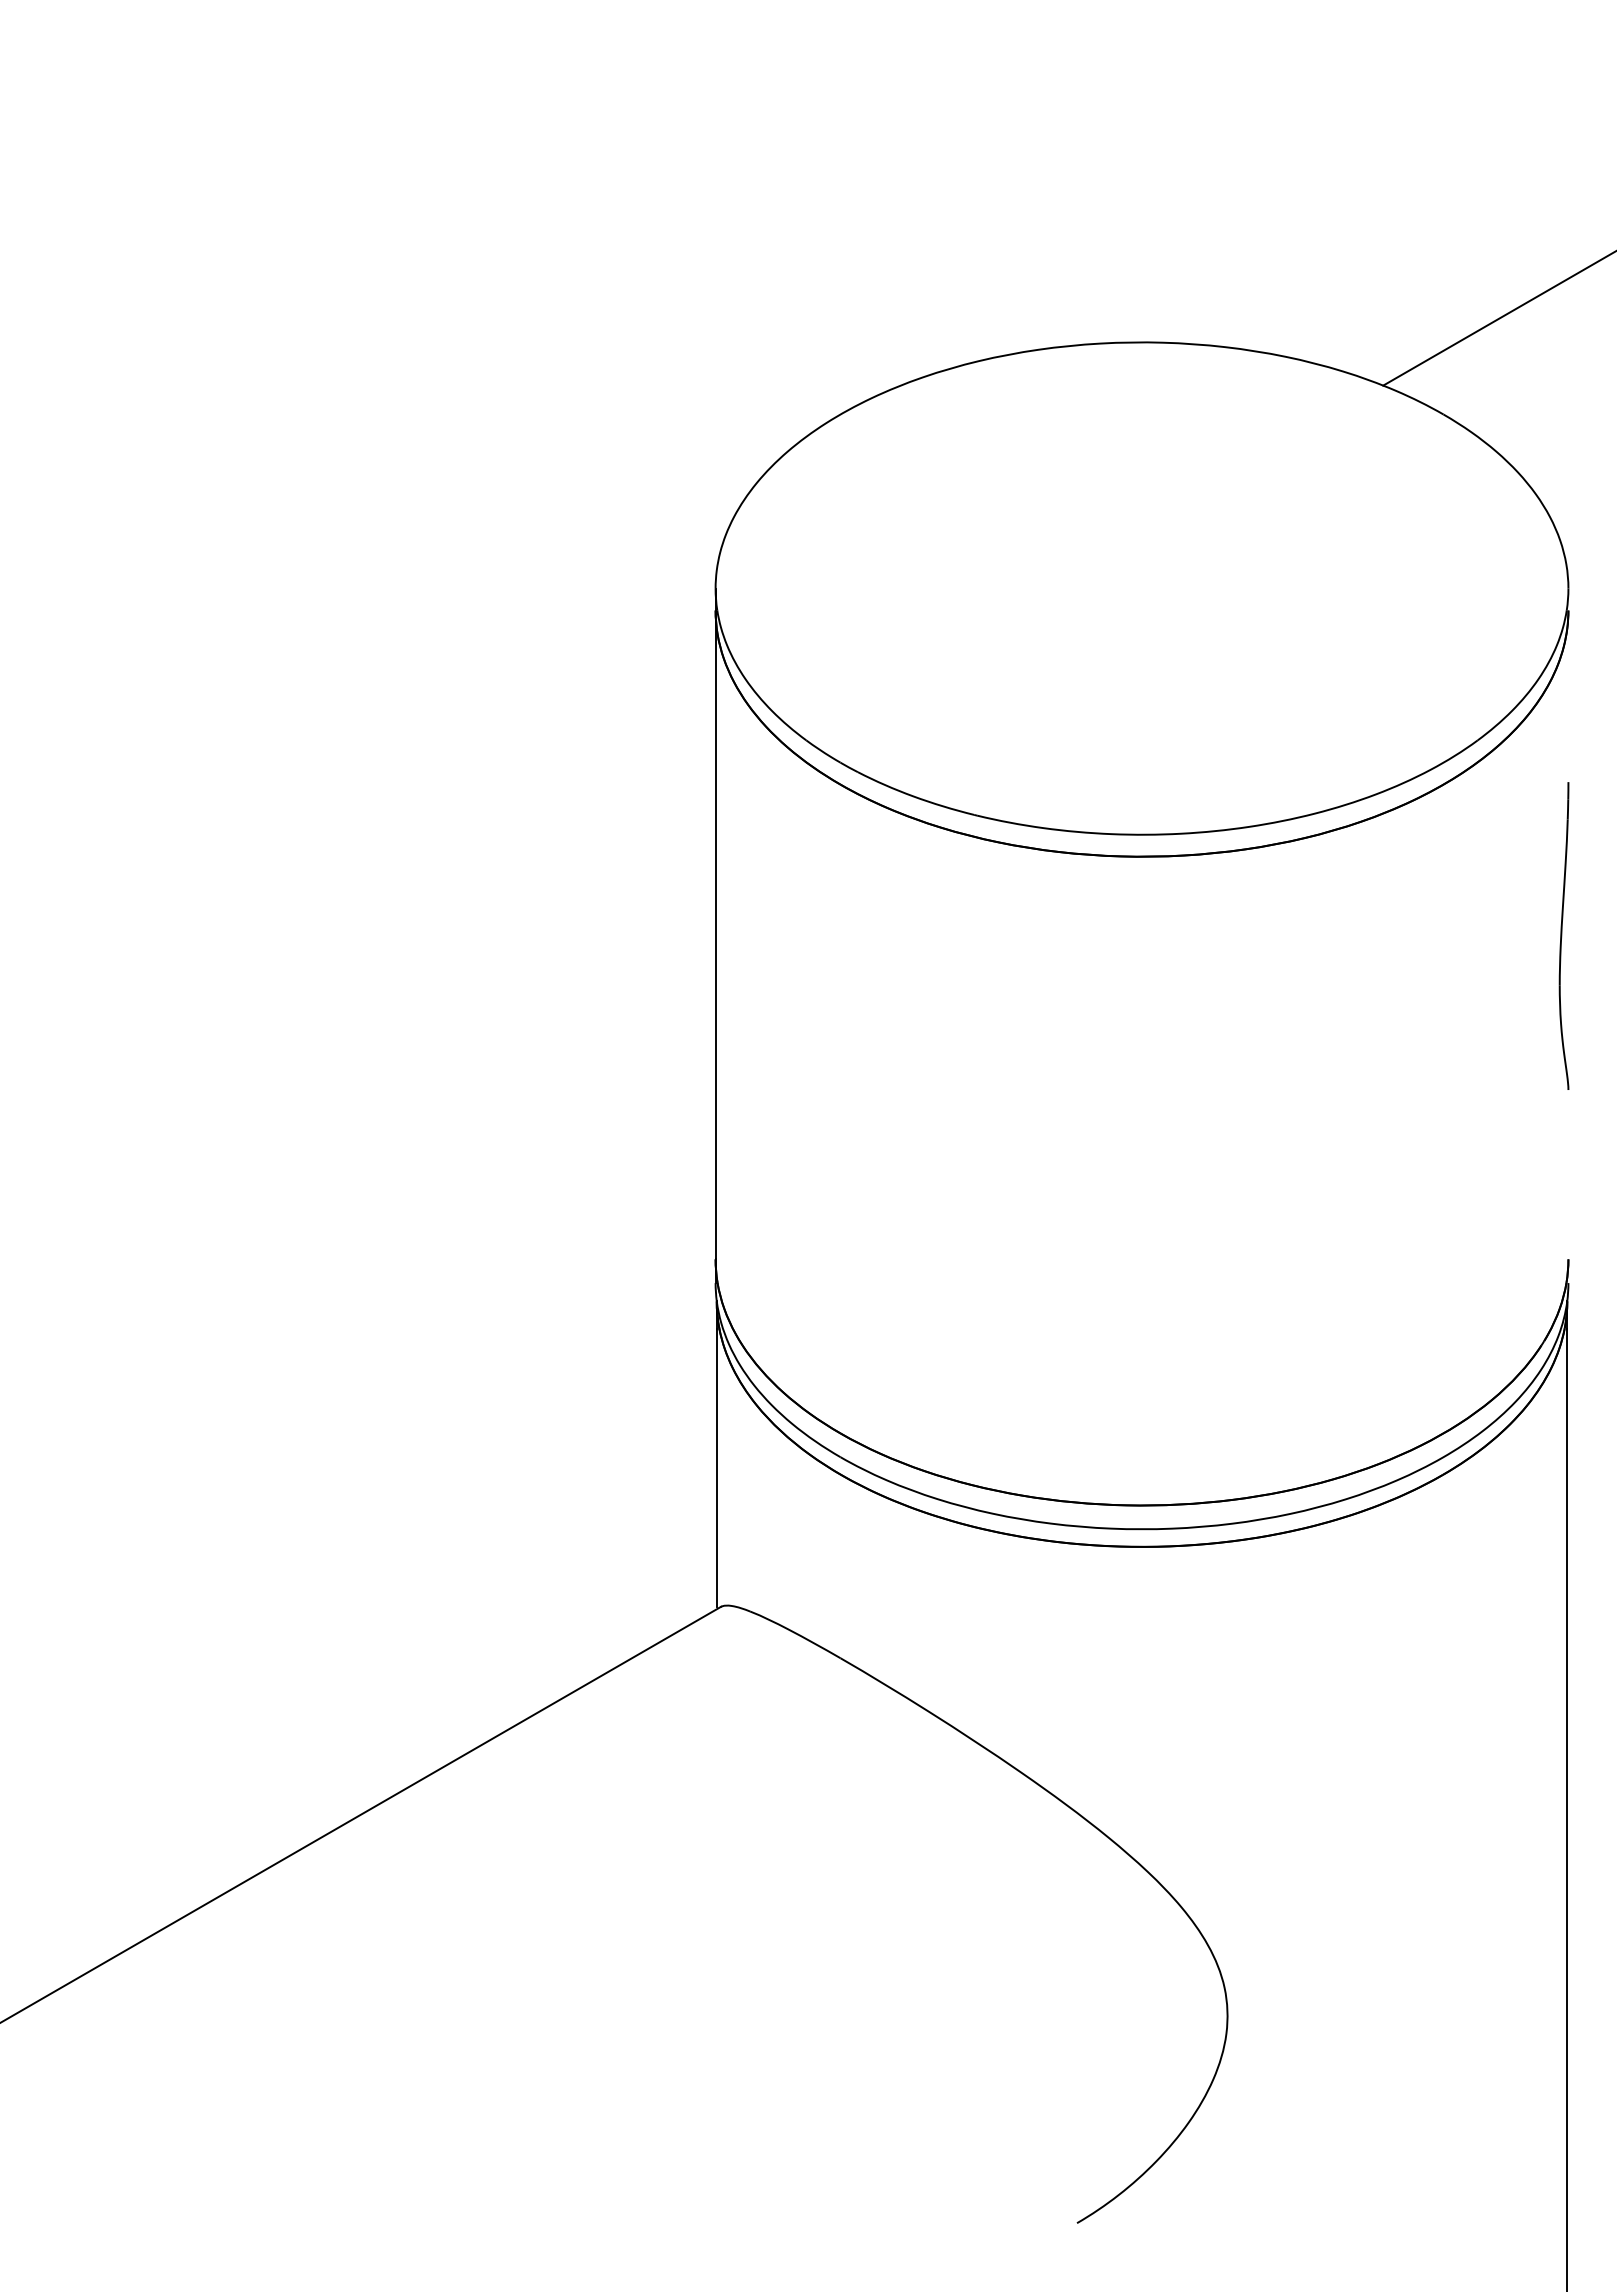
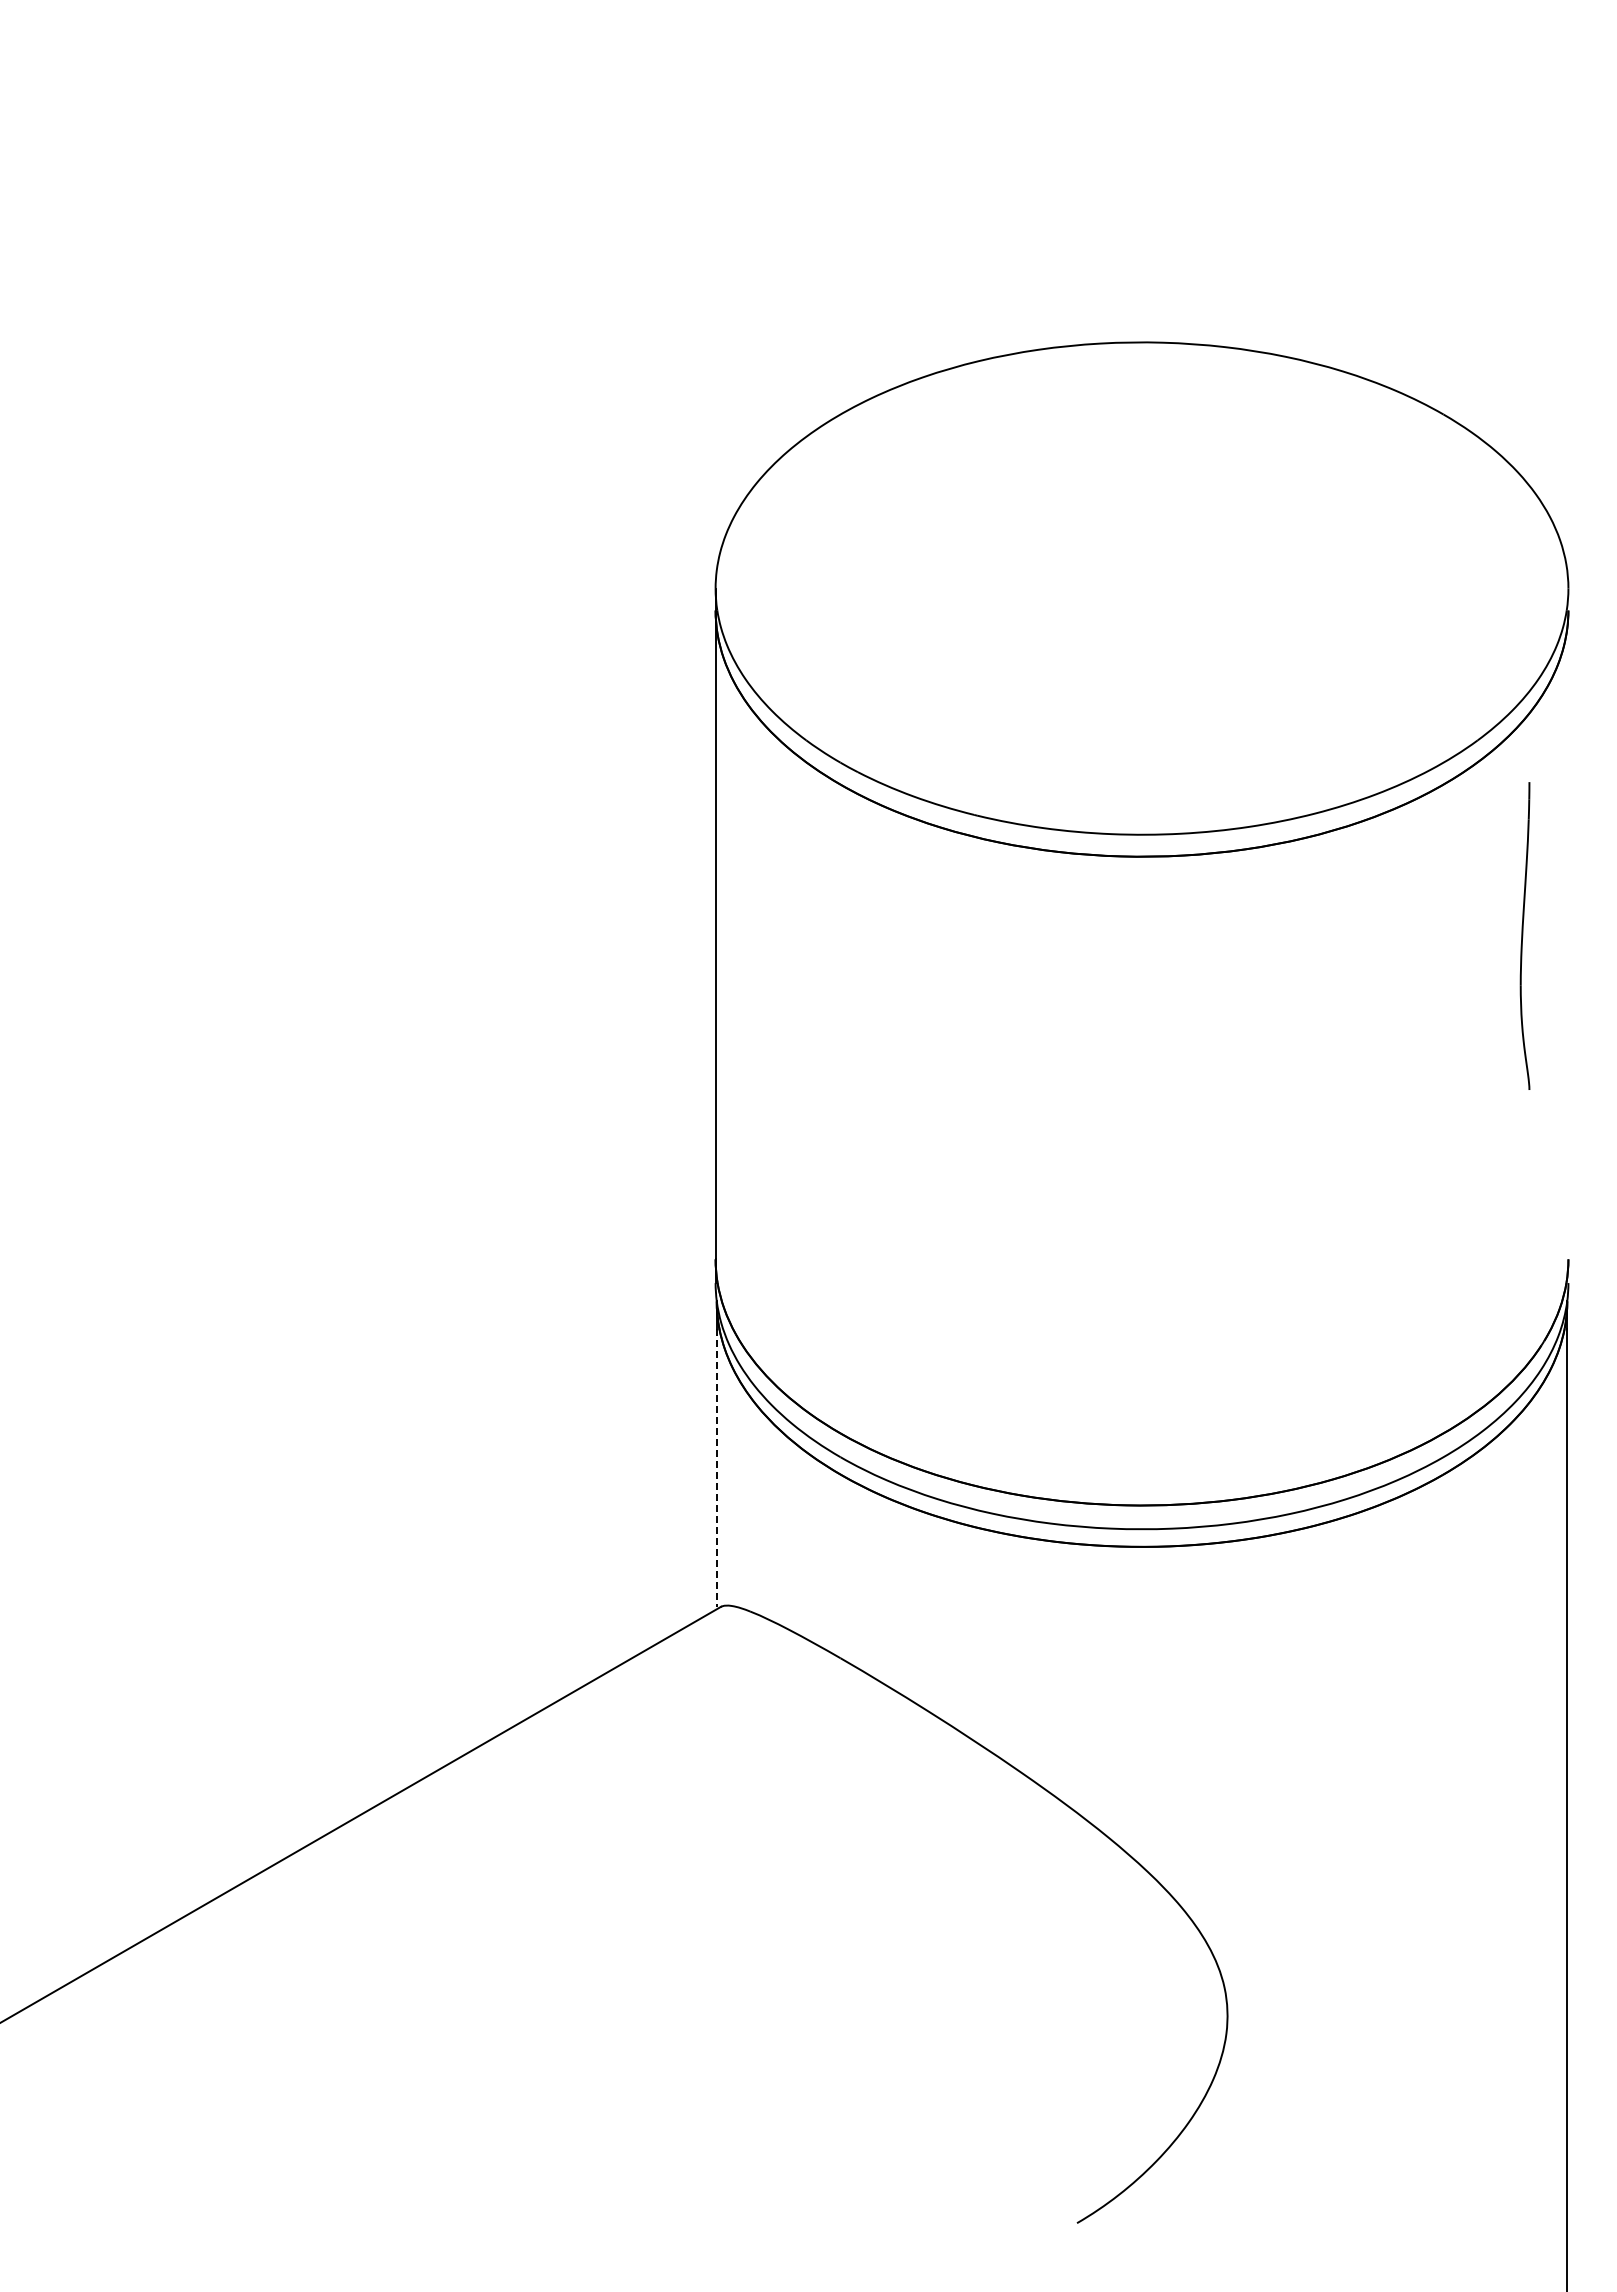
line: present -> none (1498, 318)
part position: (1563, 935) -> (1524, 935) (1524, 935)
line: solid -> dashed (716, 1468)
